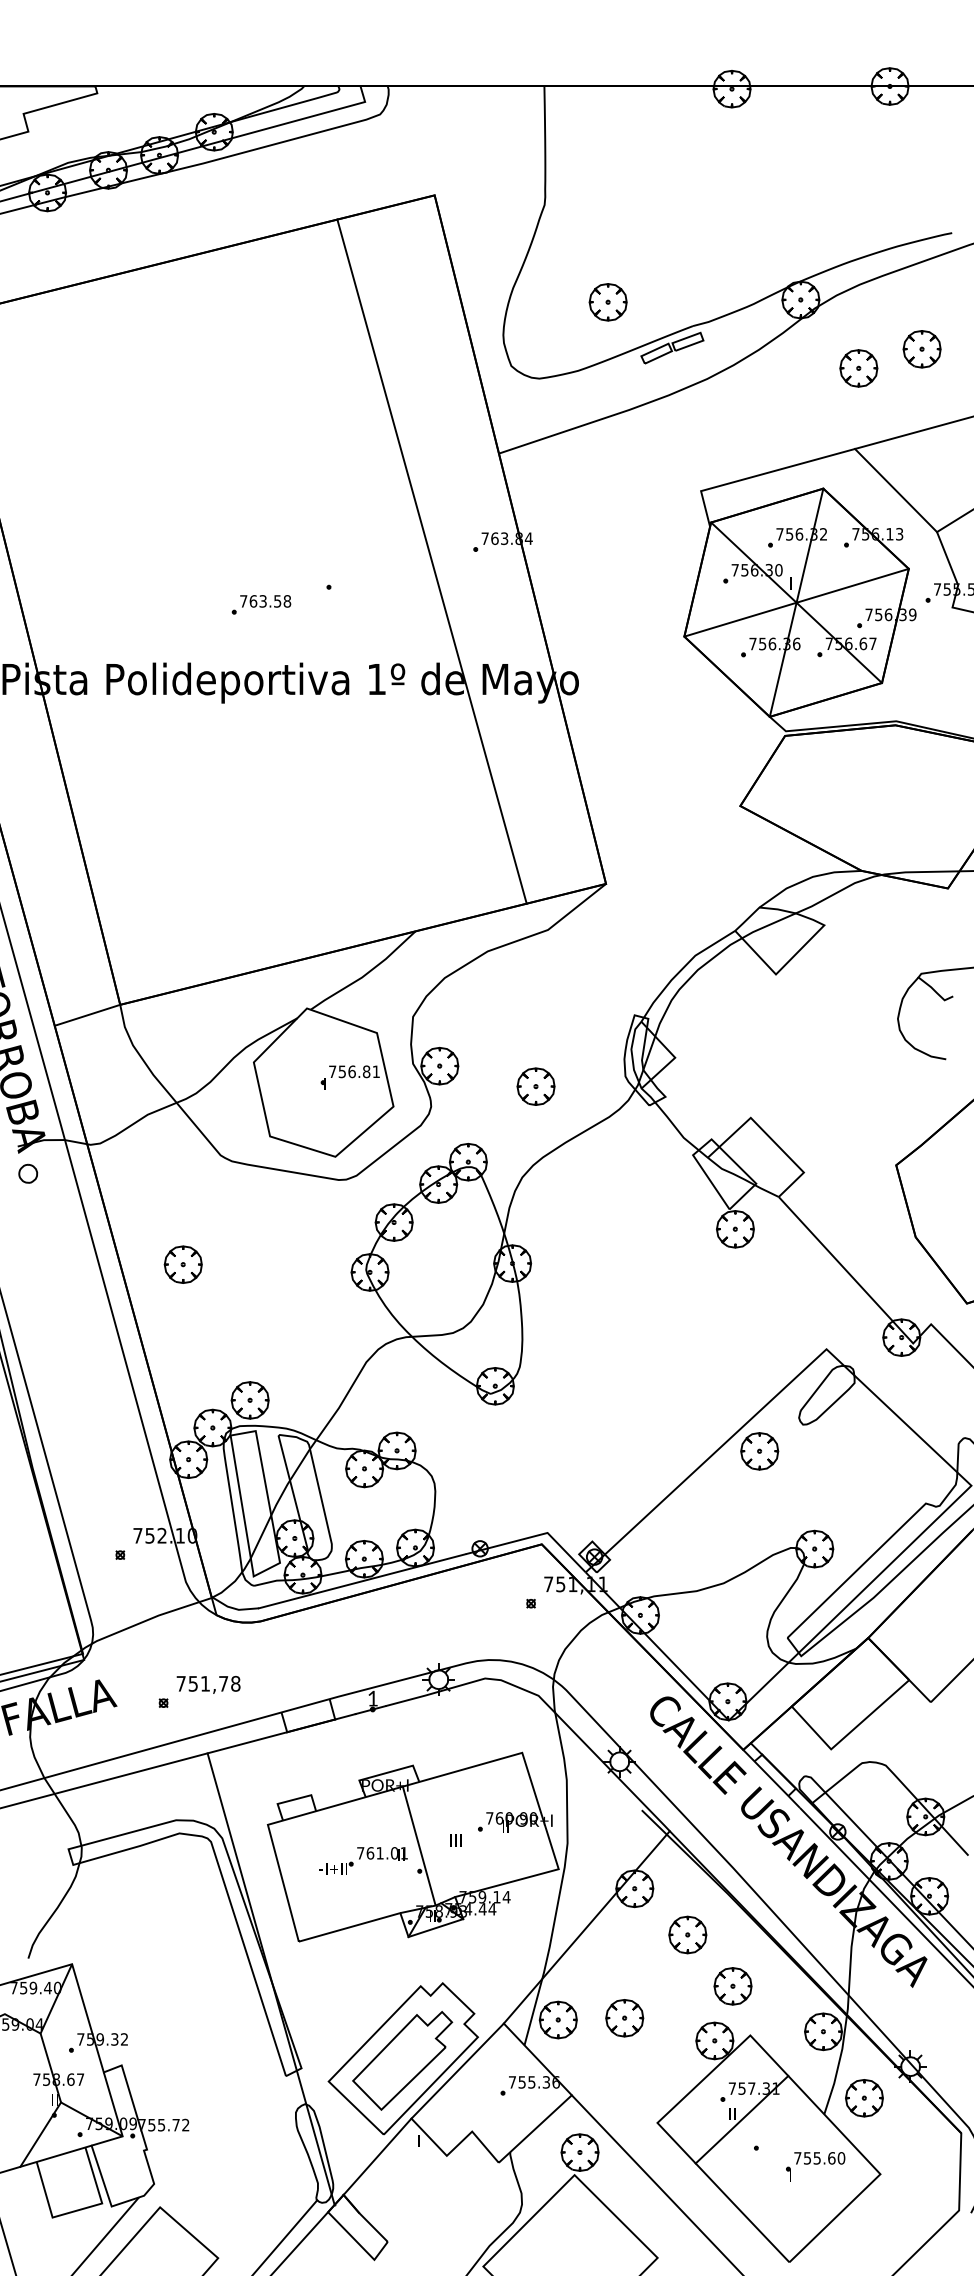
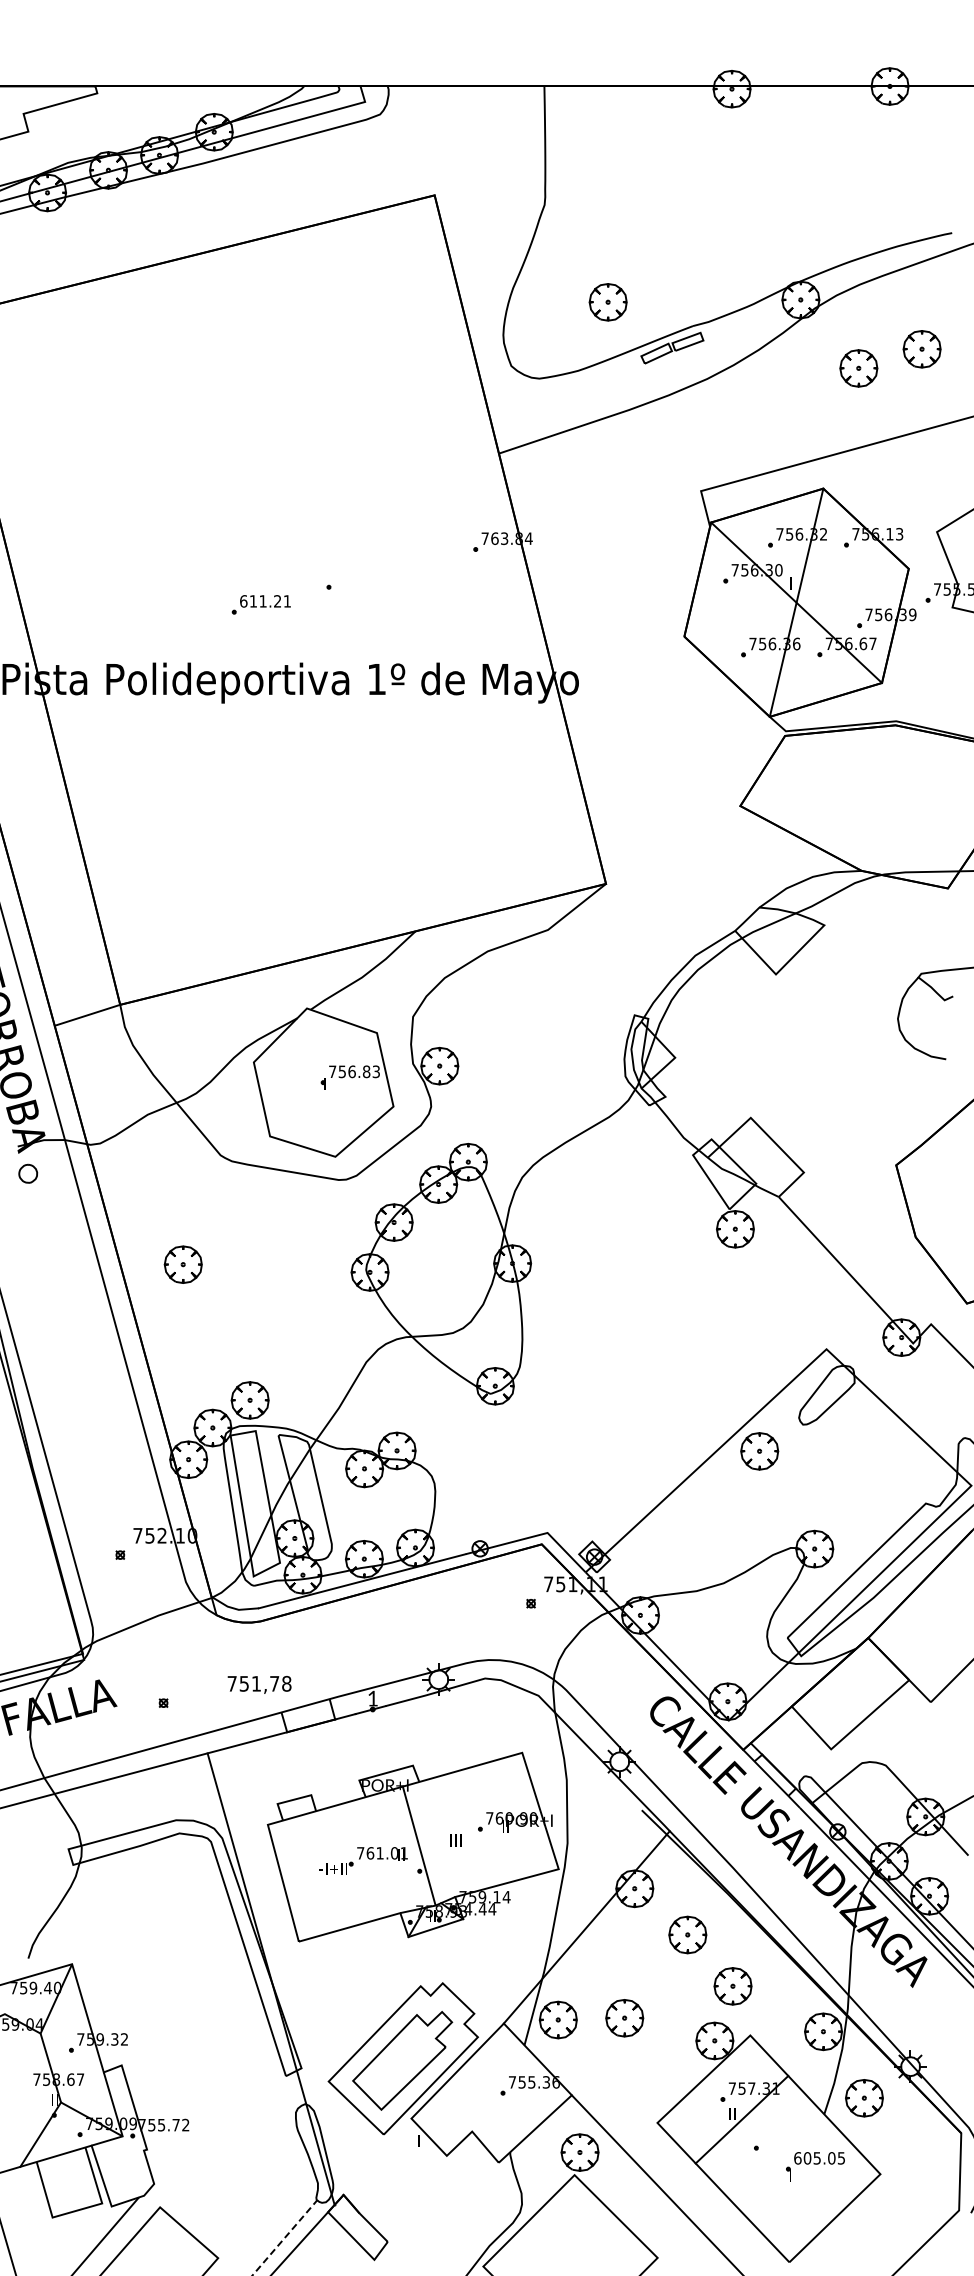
line: present -> none (896, 490)
line: present -> none (431, 561)
text: 763.58 -> 611.21 (265, 601)
line: present -> none (796, 602)
text: 756.81 -> 756.83 (375, 1071)
part: present -> none (535, 1086)
text position: (208, 1684) -> (259, 1684) (259, 1684)
line: present -> none (377, 2156)
text: 755.60 -> 605.05 (819, 2158)
line: solid -> dashed (284, 2238)
